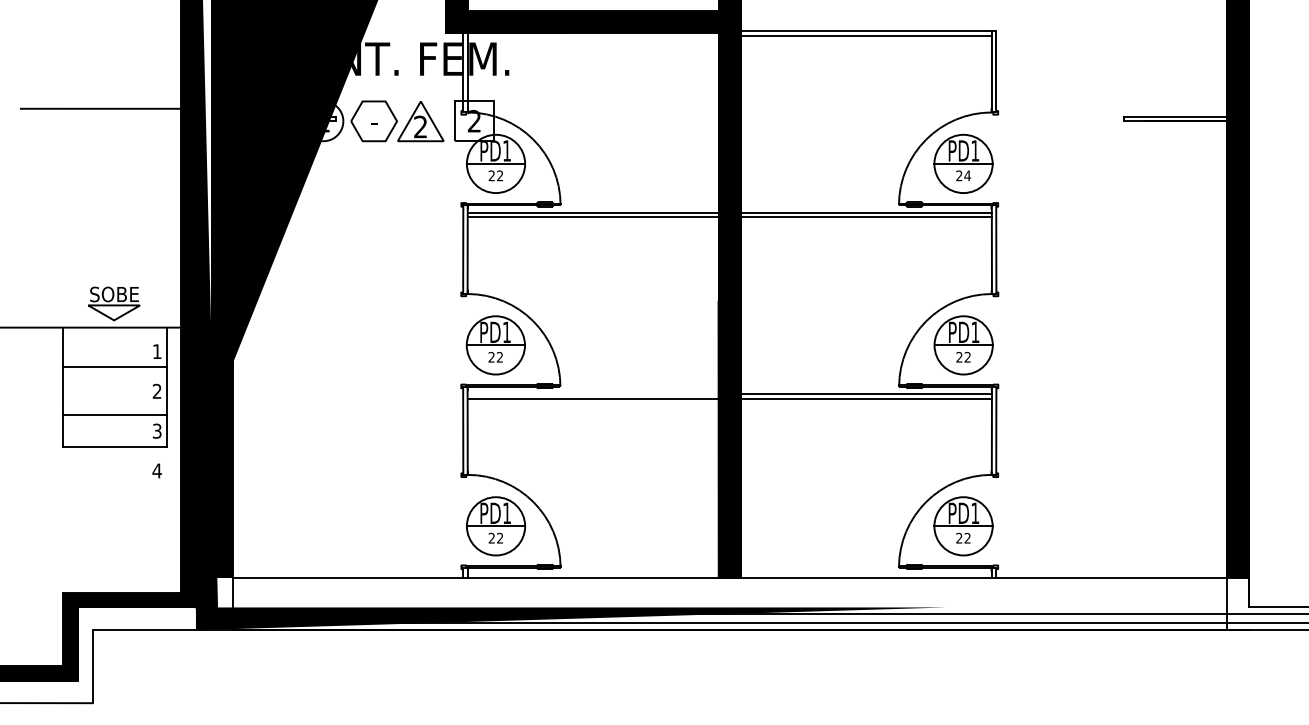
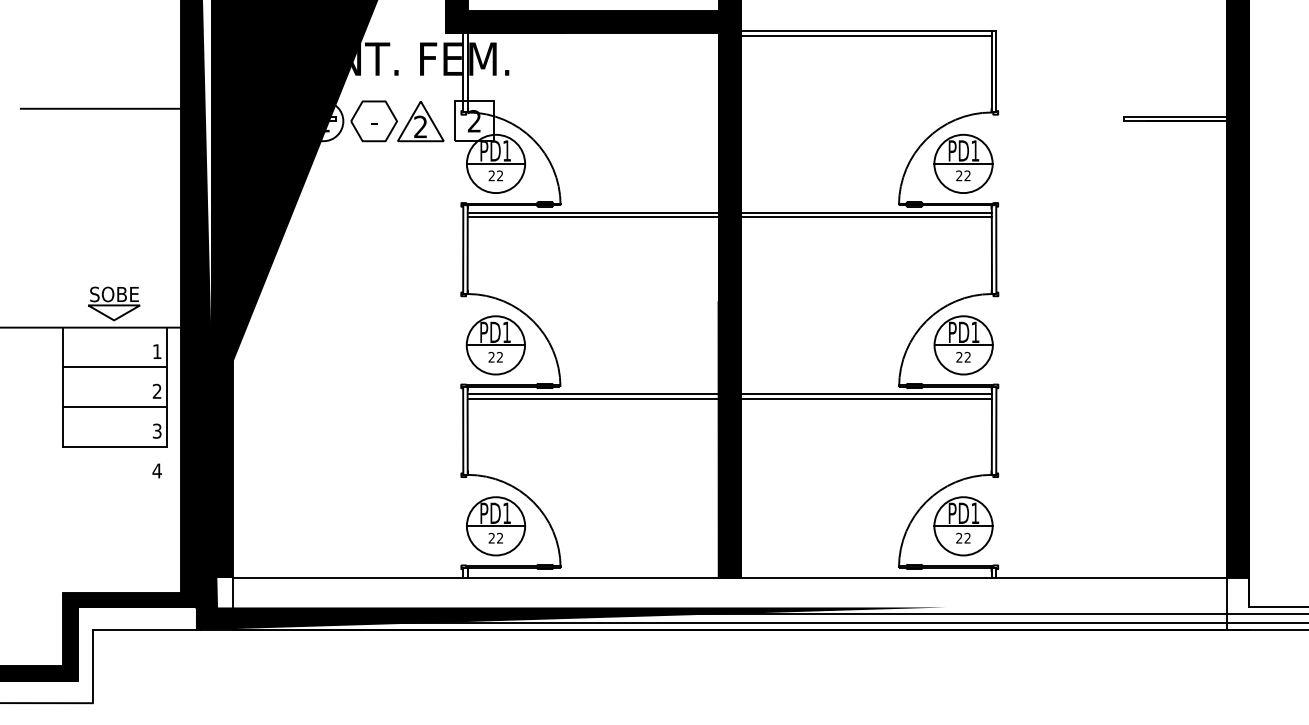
text: 24 -> 22 (967, 175)
line: none -> present (592, 394)
line position: (114, 415) -> (114, 407) (114, 407)
